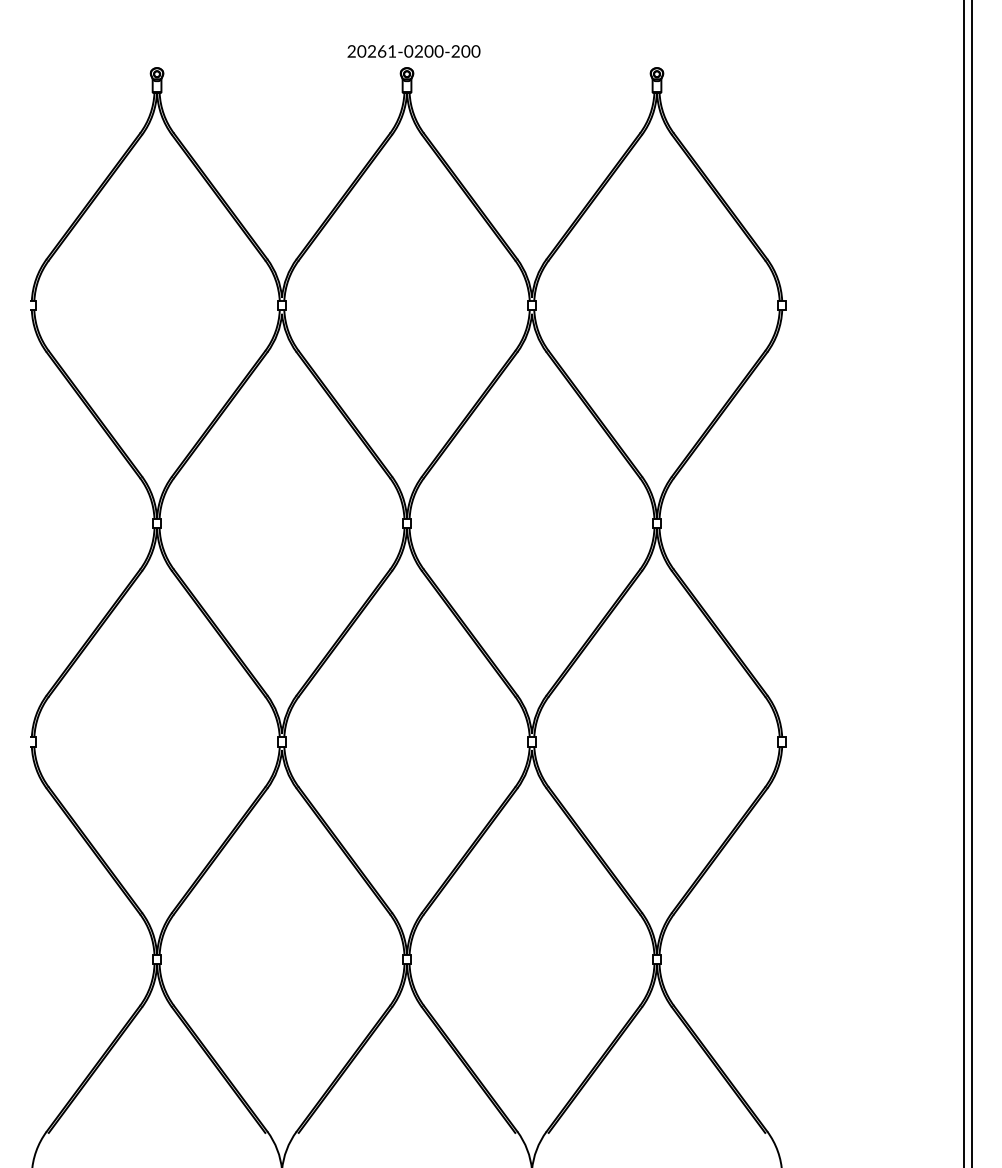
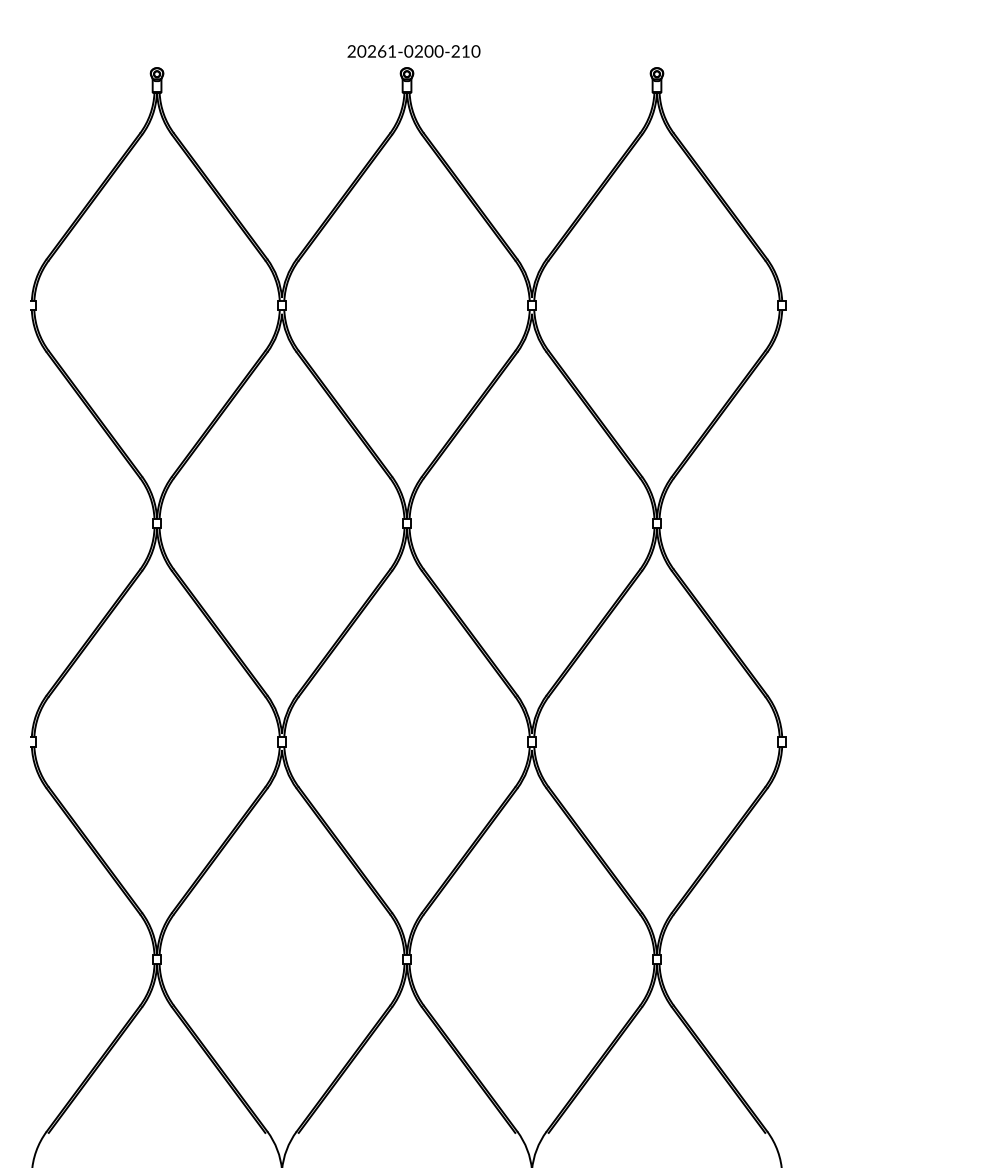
text: 20261-0200-200 -> 20261-0200-210 (465, 51)
line: present -> none (964, 583)
line: present -> none (971, 583)
